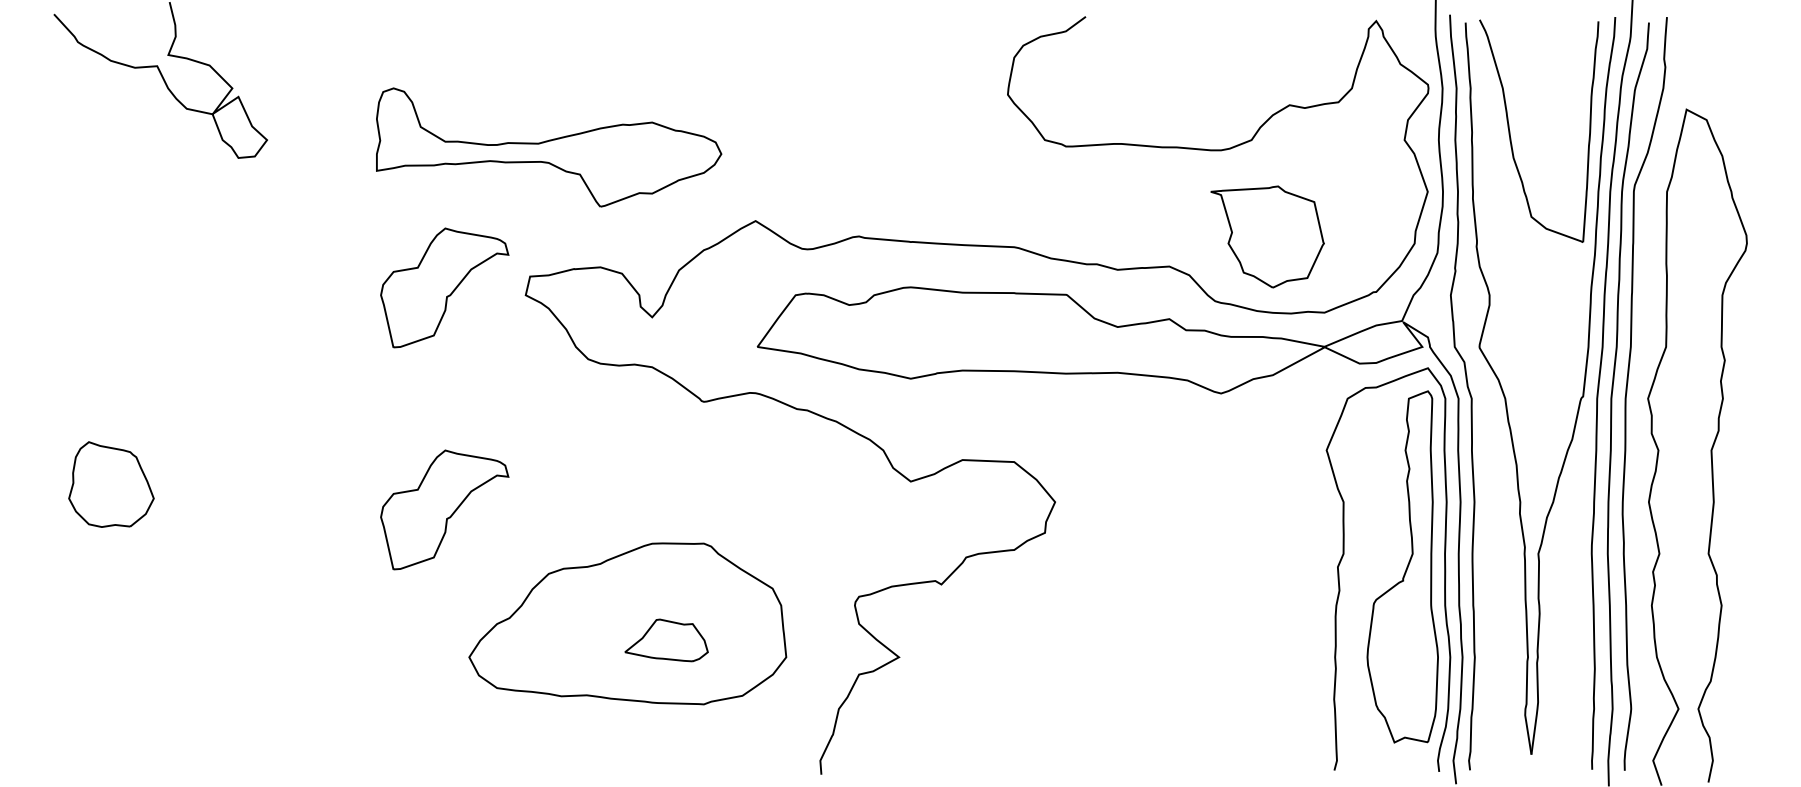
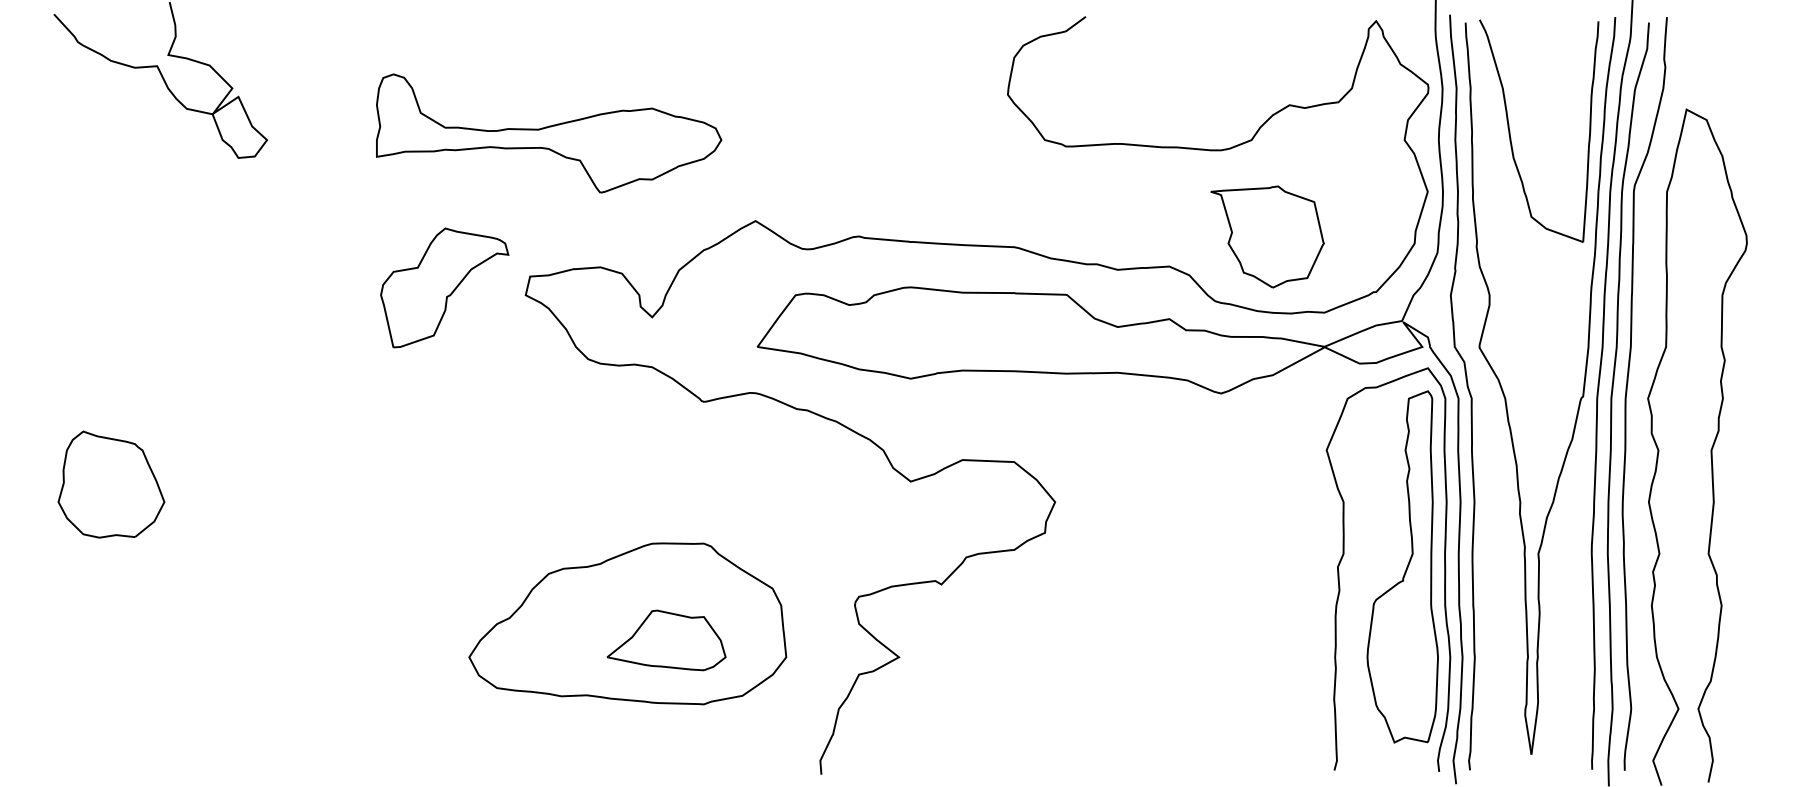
part position: (549, 147) -> (549, 133) (549, 133)
part size: 87x87 px -> 109x109 px (111, 484)
part: present -> none (444, 509)
part size: 85x45 px -> 121x63 px (666, 640)
